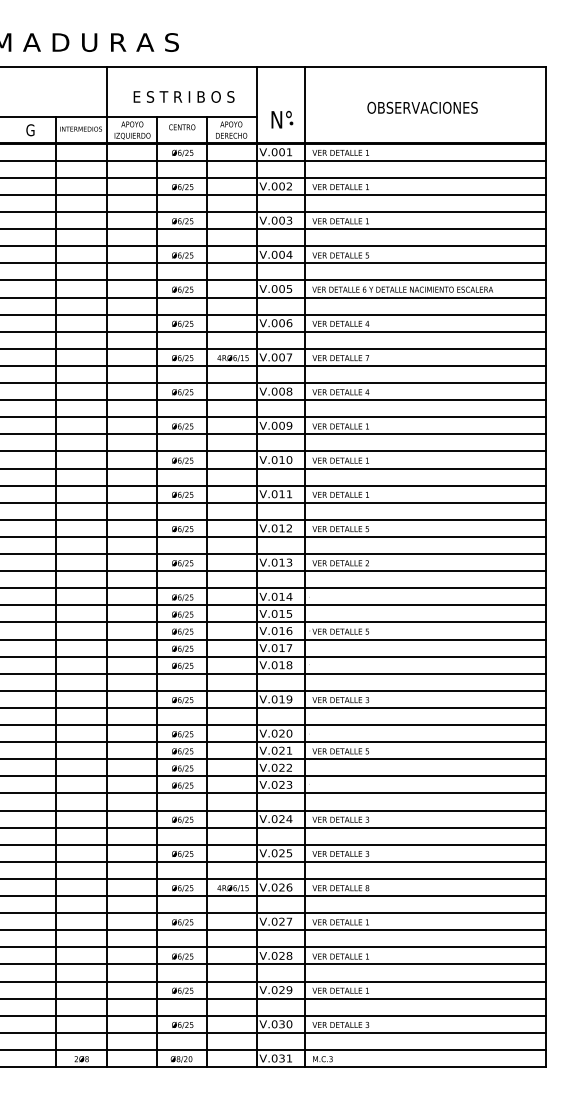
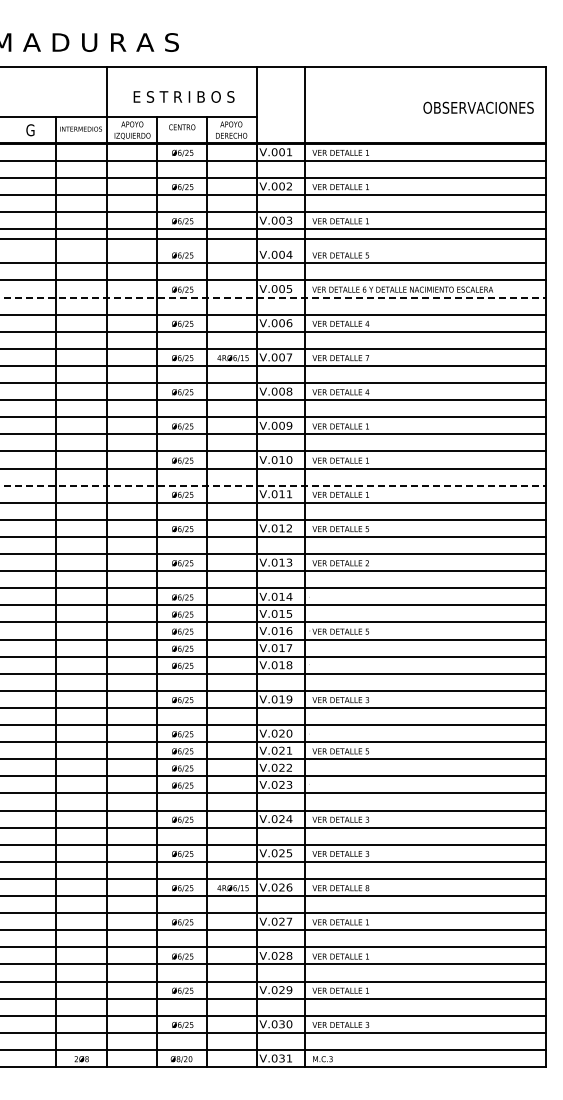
text position: (422, 107) -> (478, 107) (478, 107)
part: present -> none (282, 119)
line position: (274, 246) -> (274, 239) (274, 239)
line: solid -> dashed (273, 297)
line: solid -> dashed (273, 485)
